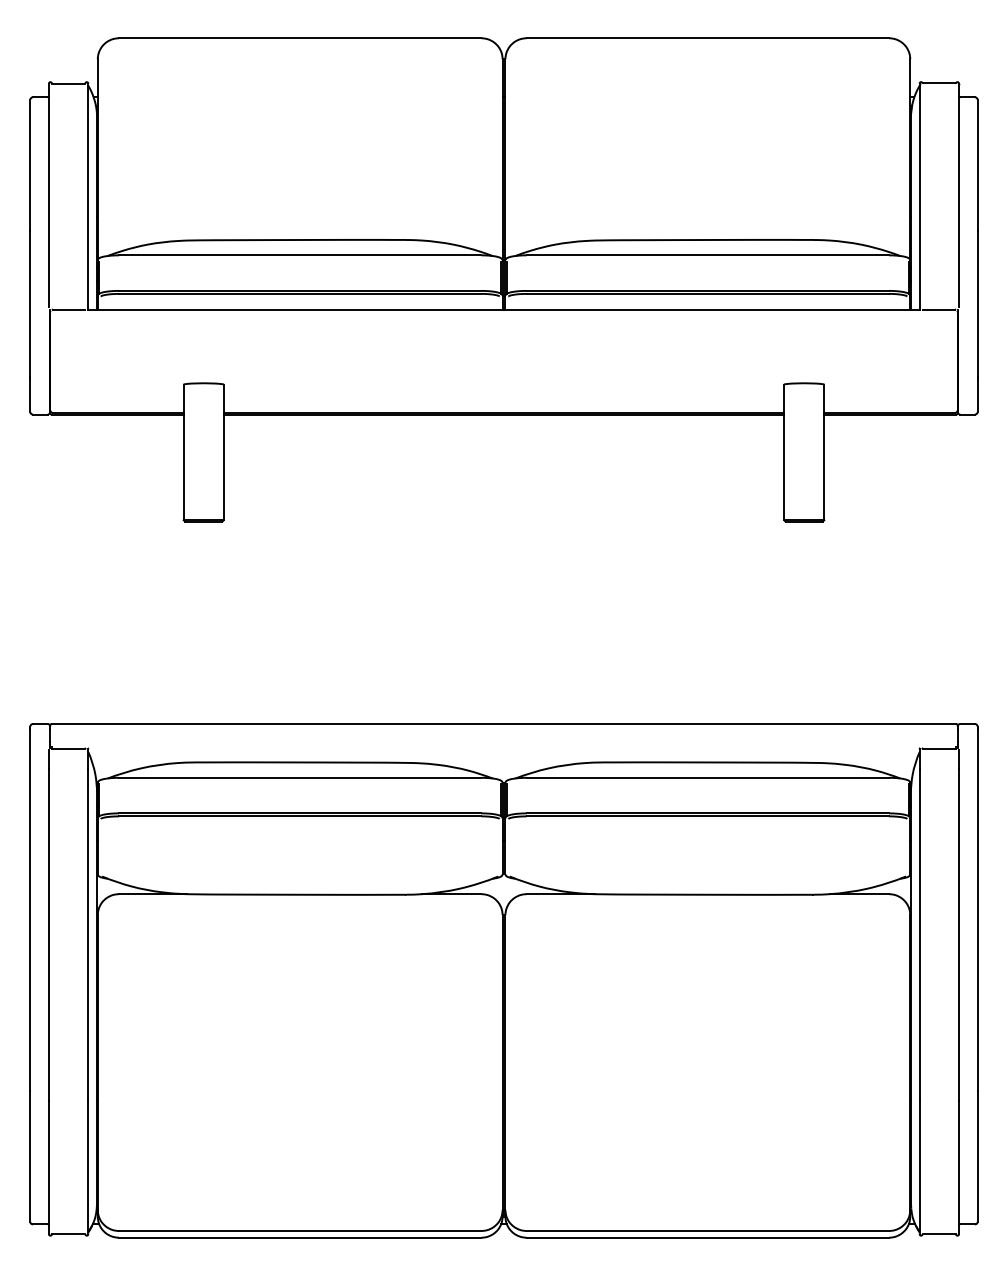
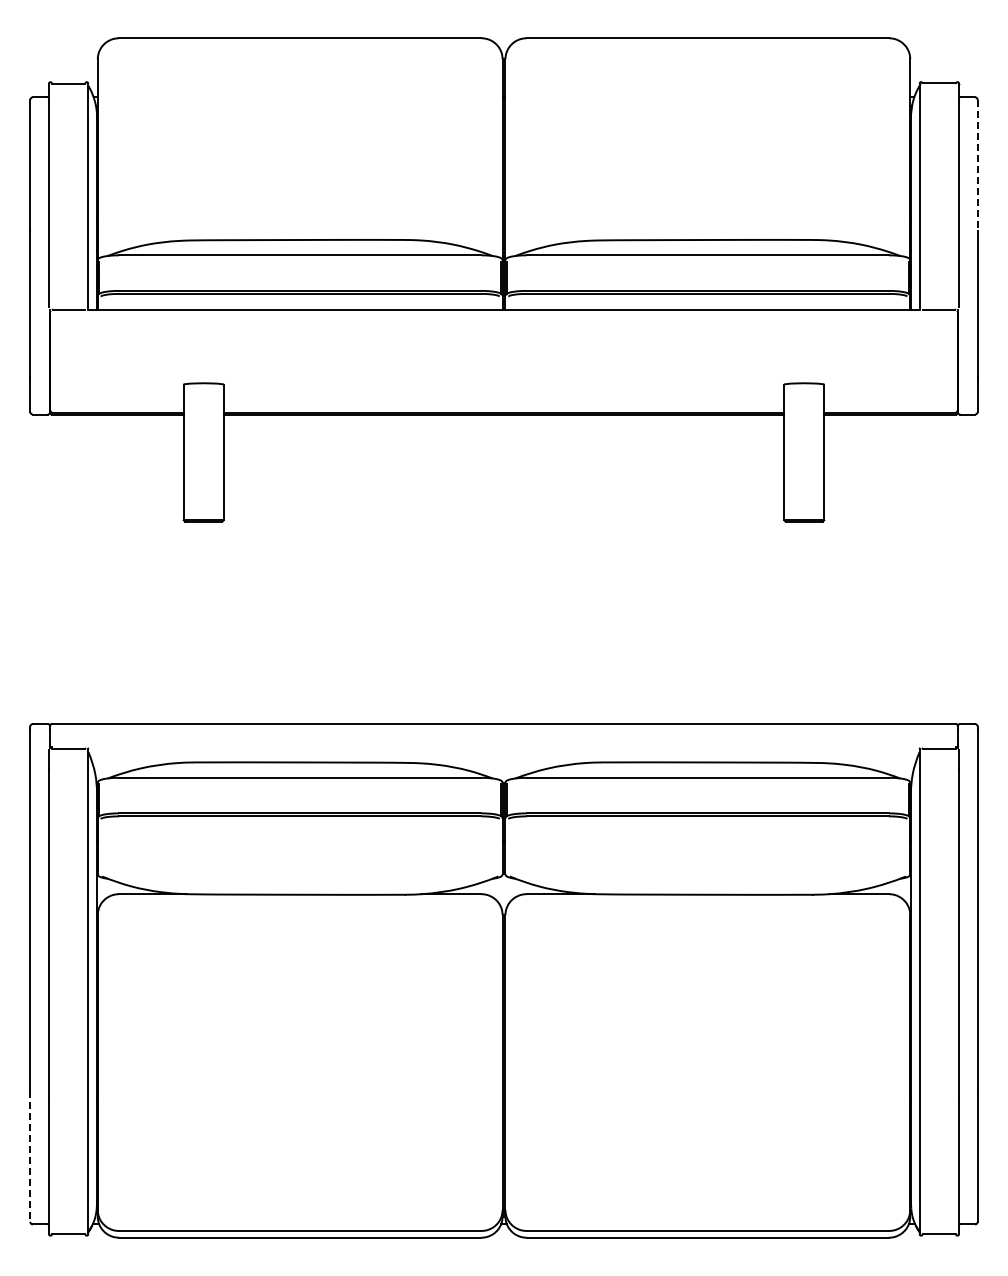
line: solid -> dashed (977, 165)
line: solid -> dashed (30, 1156)
